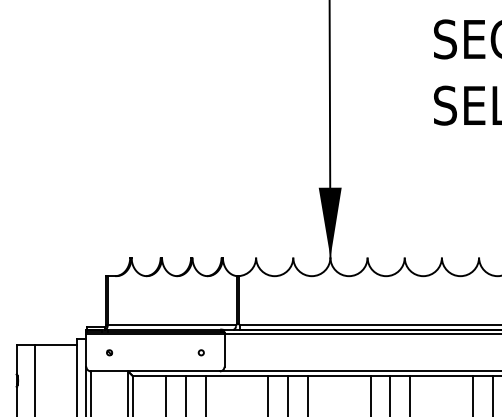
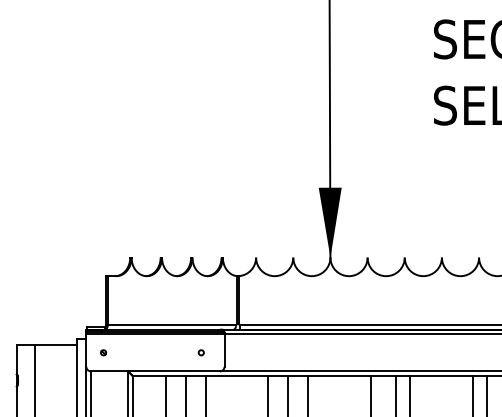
part position: (109, 352) -> (103, 352) (103, 352)
line position: (390, 394) -> (396, 394) (396, 394)
line position: (492, 394) -> (486, 394) (486, 394)
